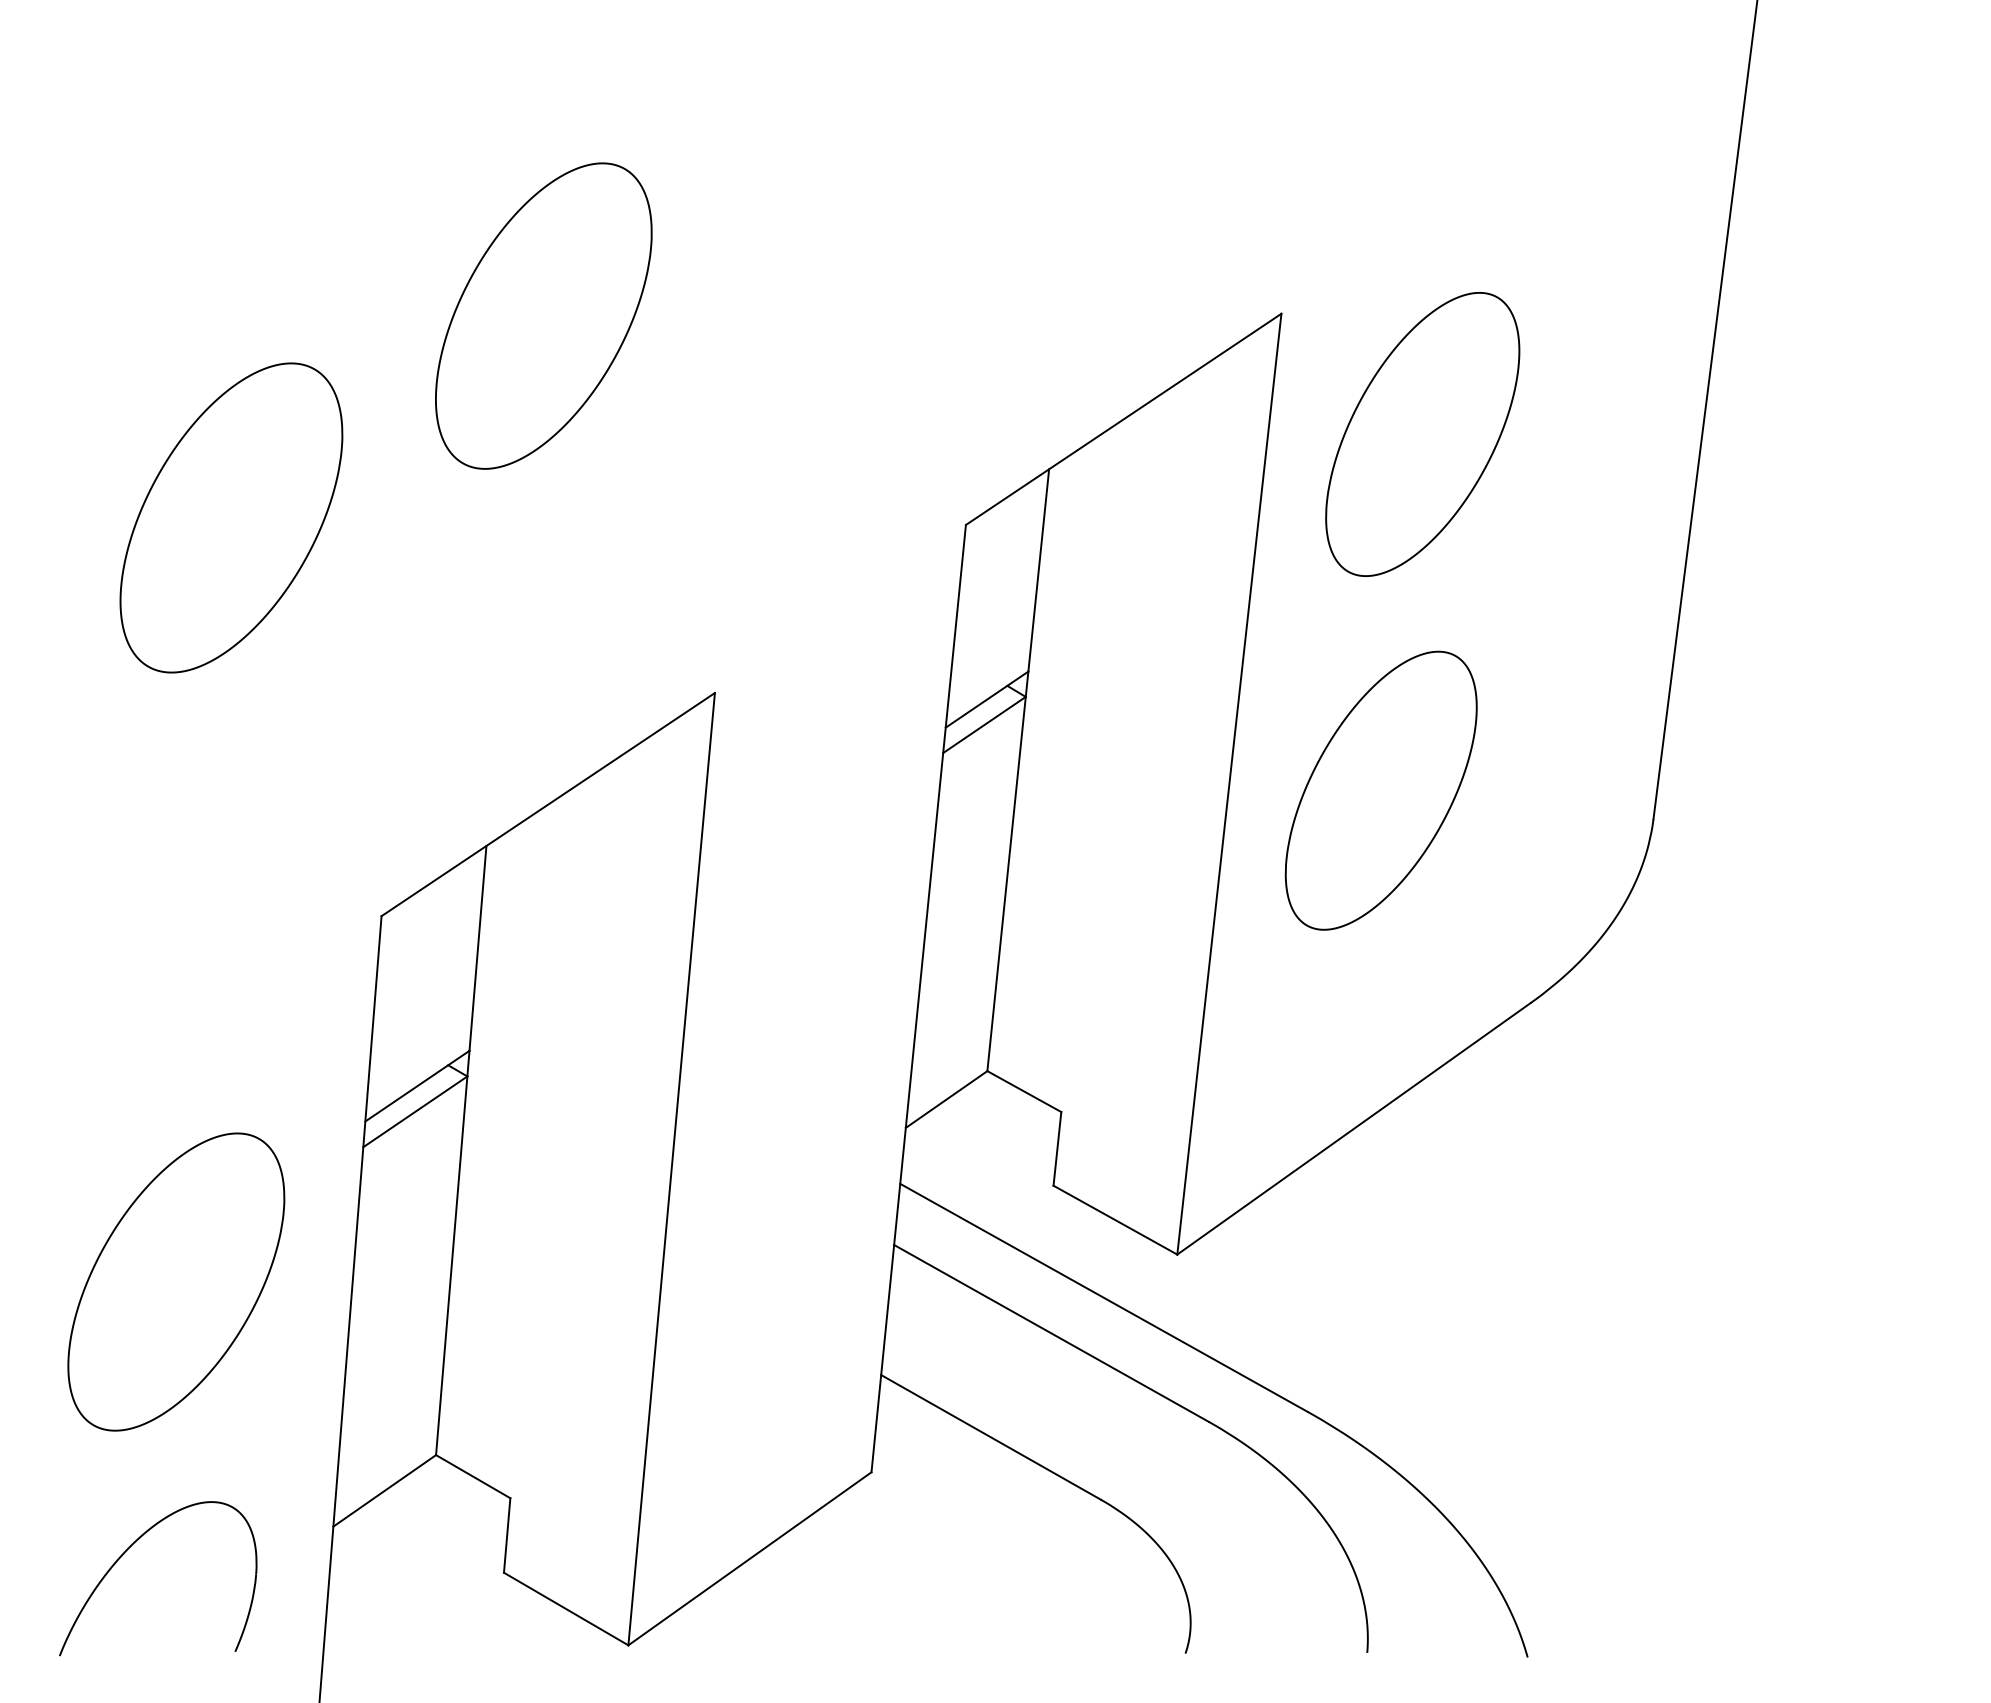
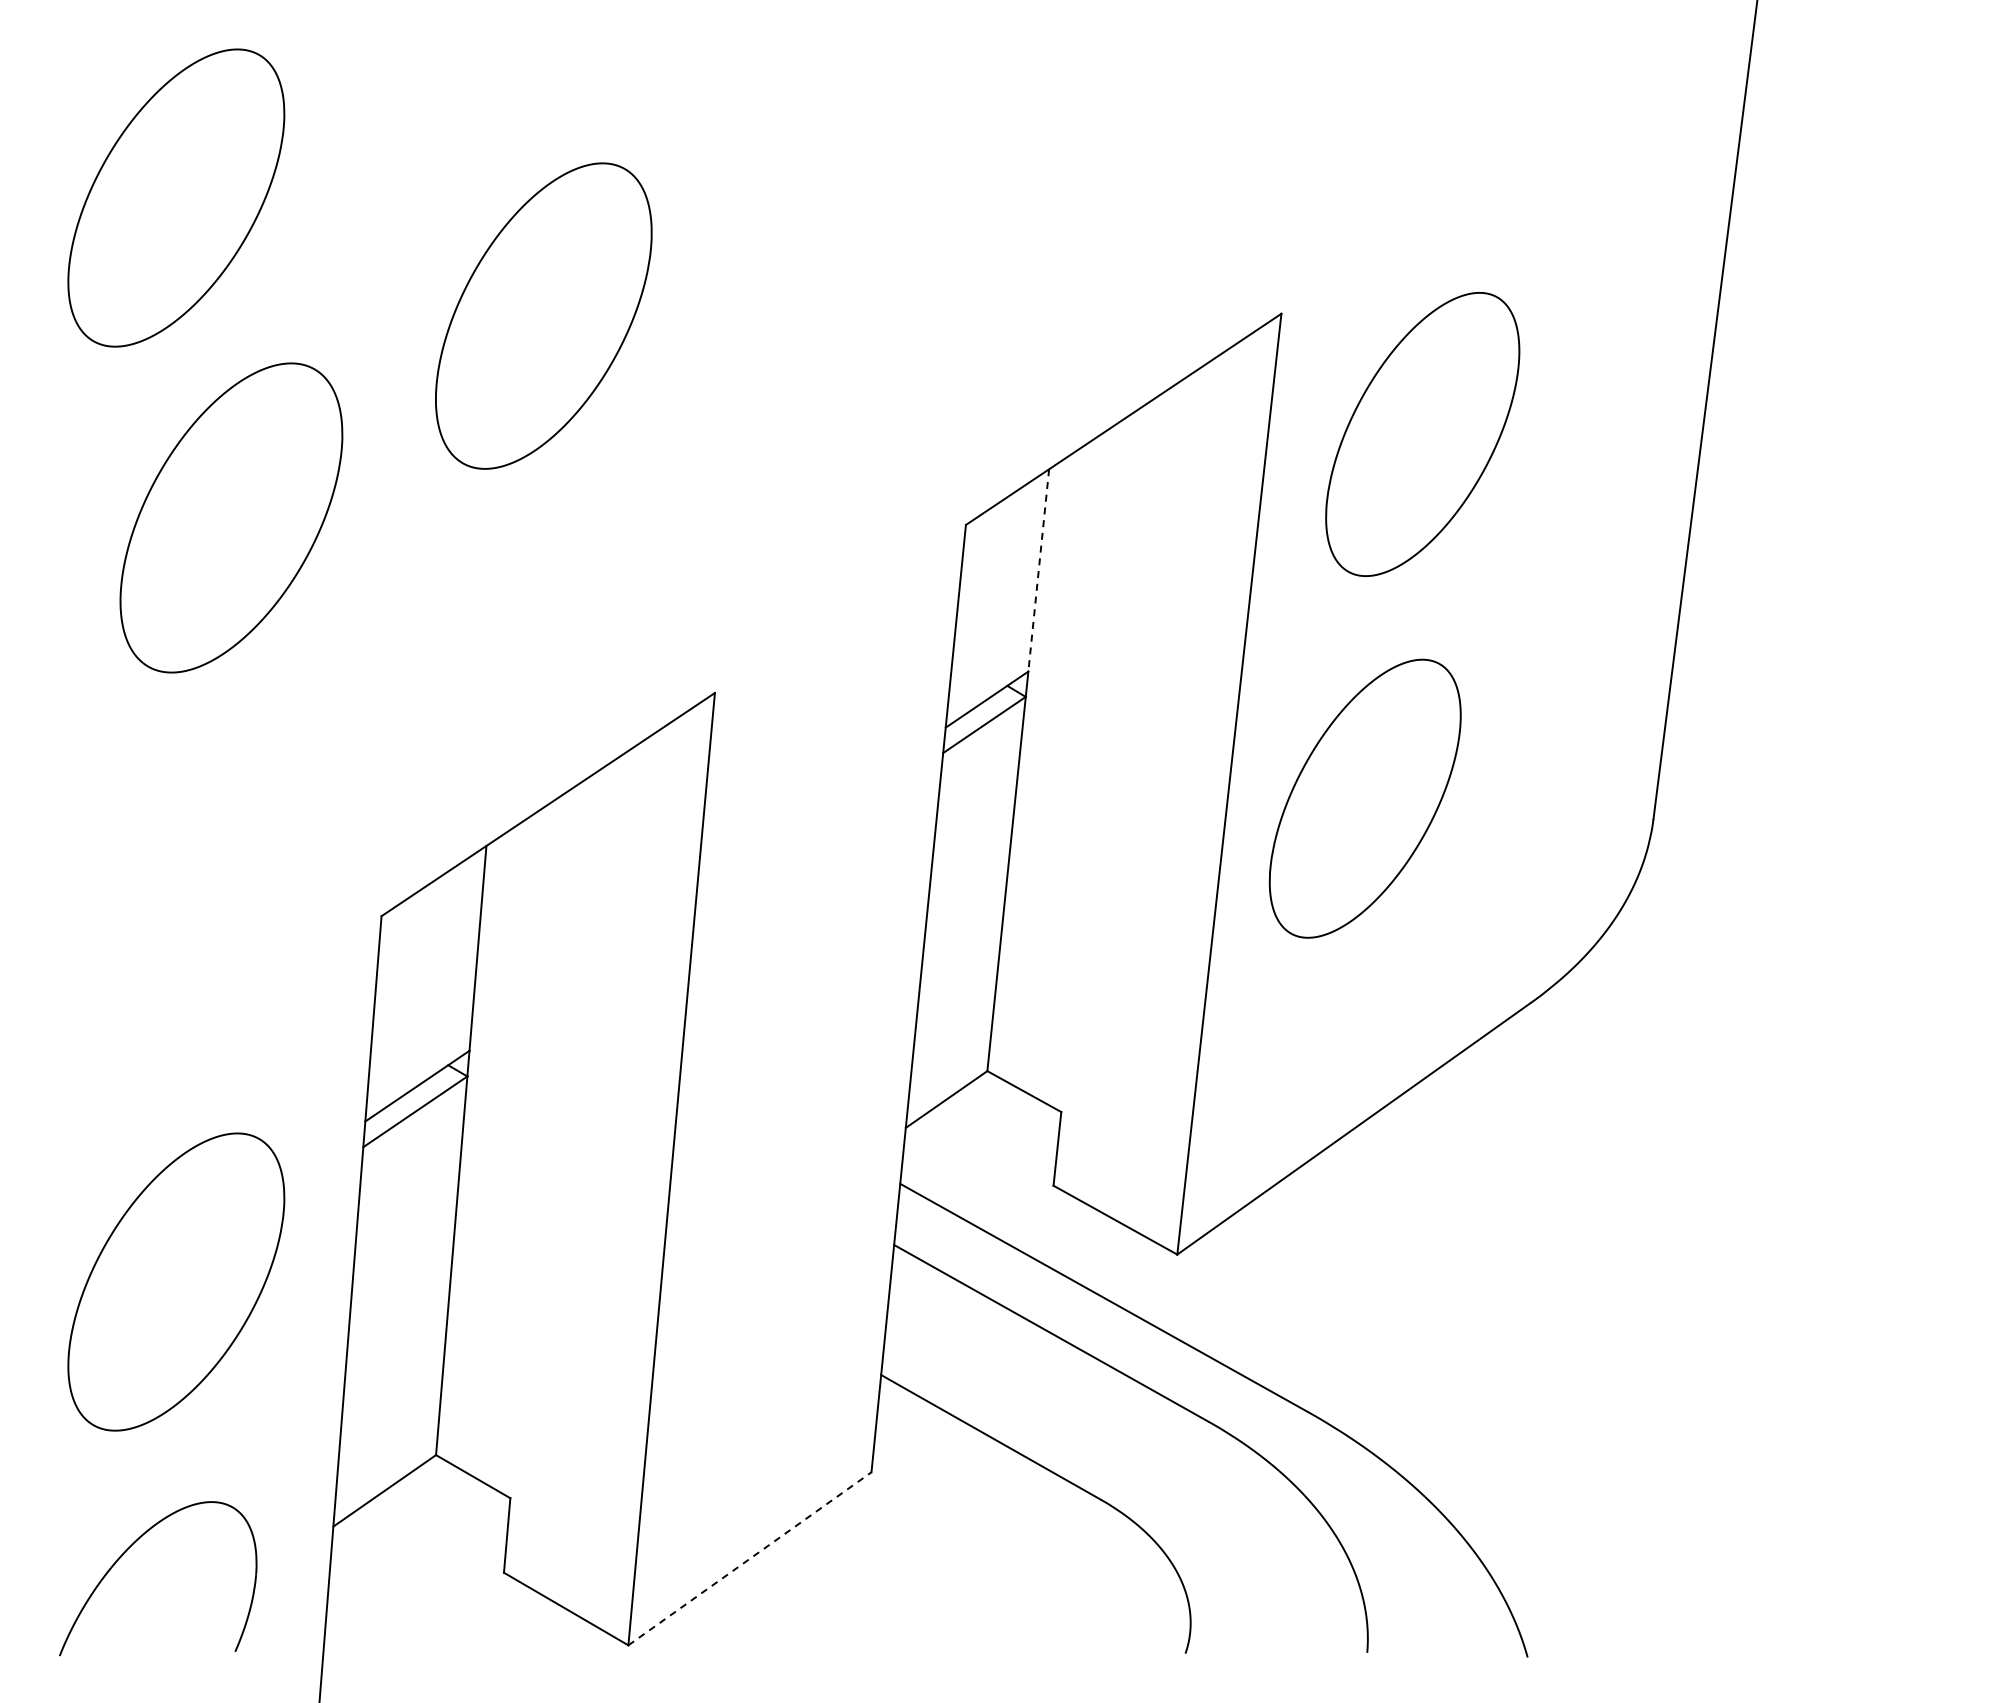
part: none -> present (176, 197)
line: solid -> dashed (1038, 570)
part position: (1380, 790) -> (1364, 798) (1364, 798)
line: solid -> dashed (750, 1558)
